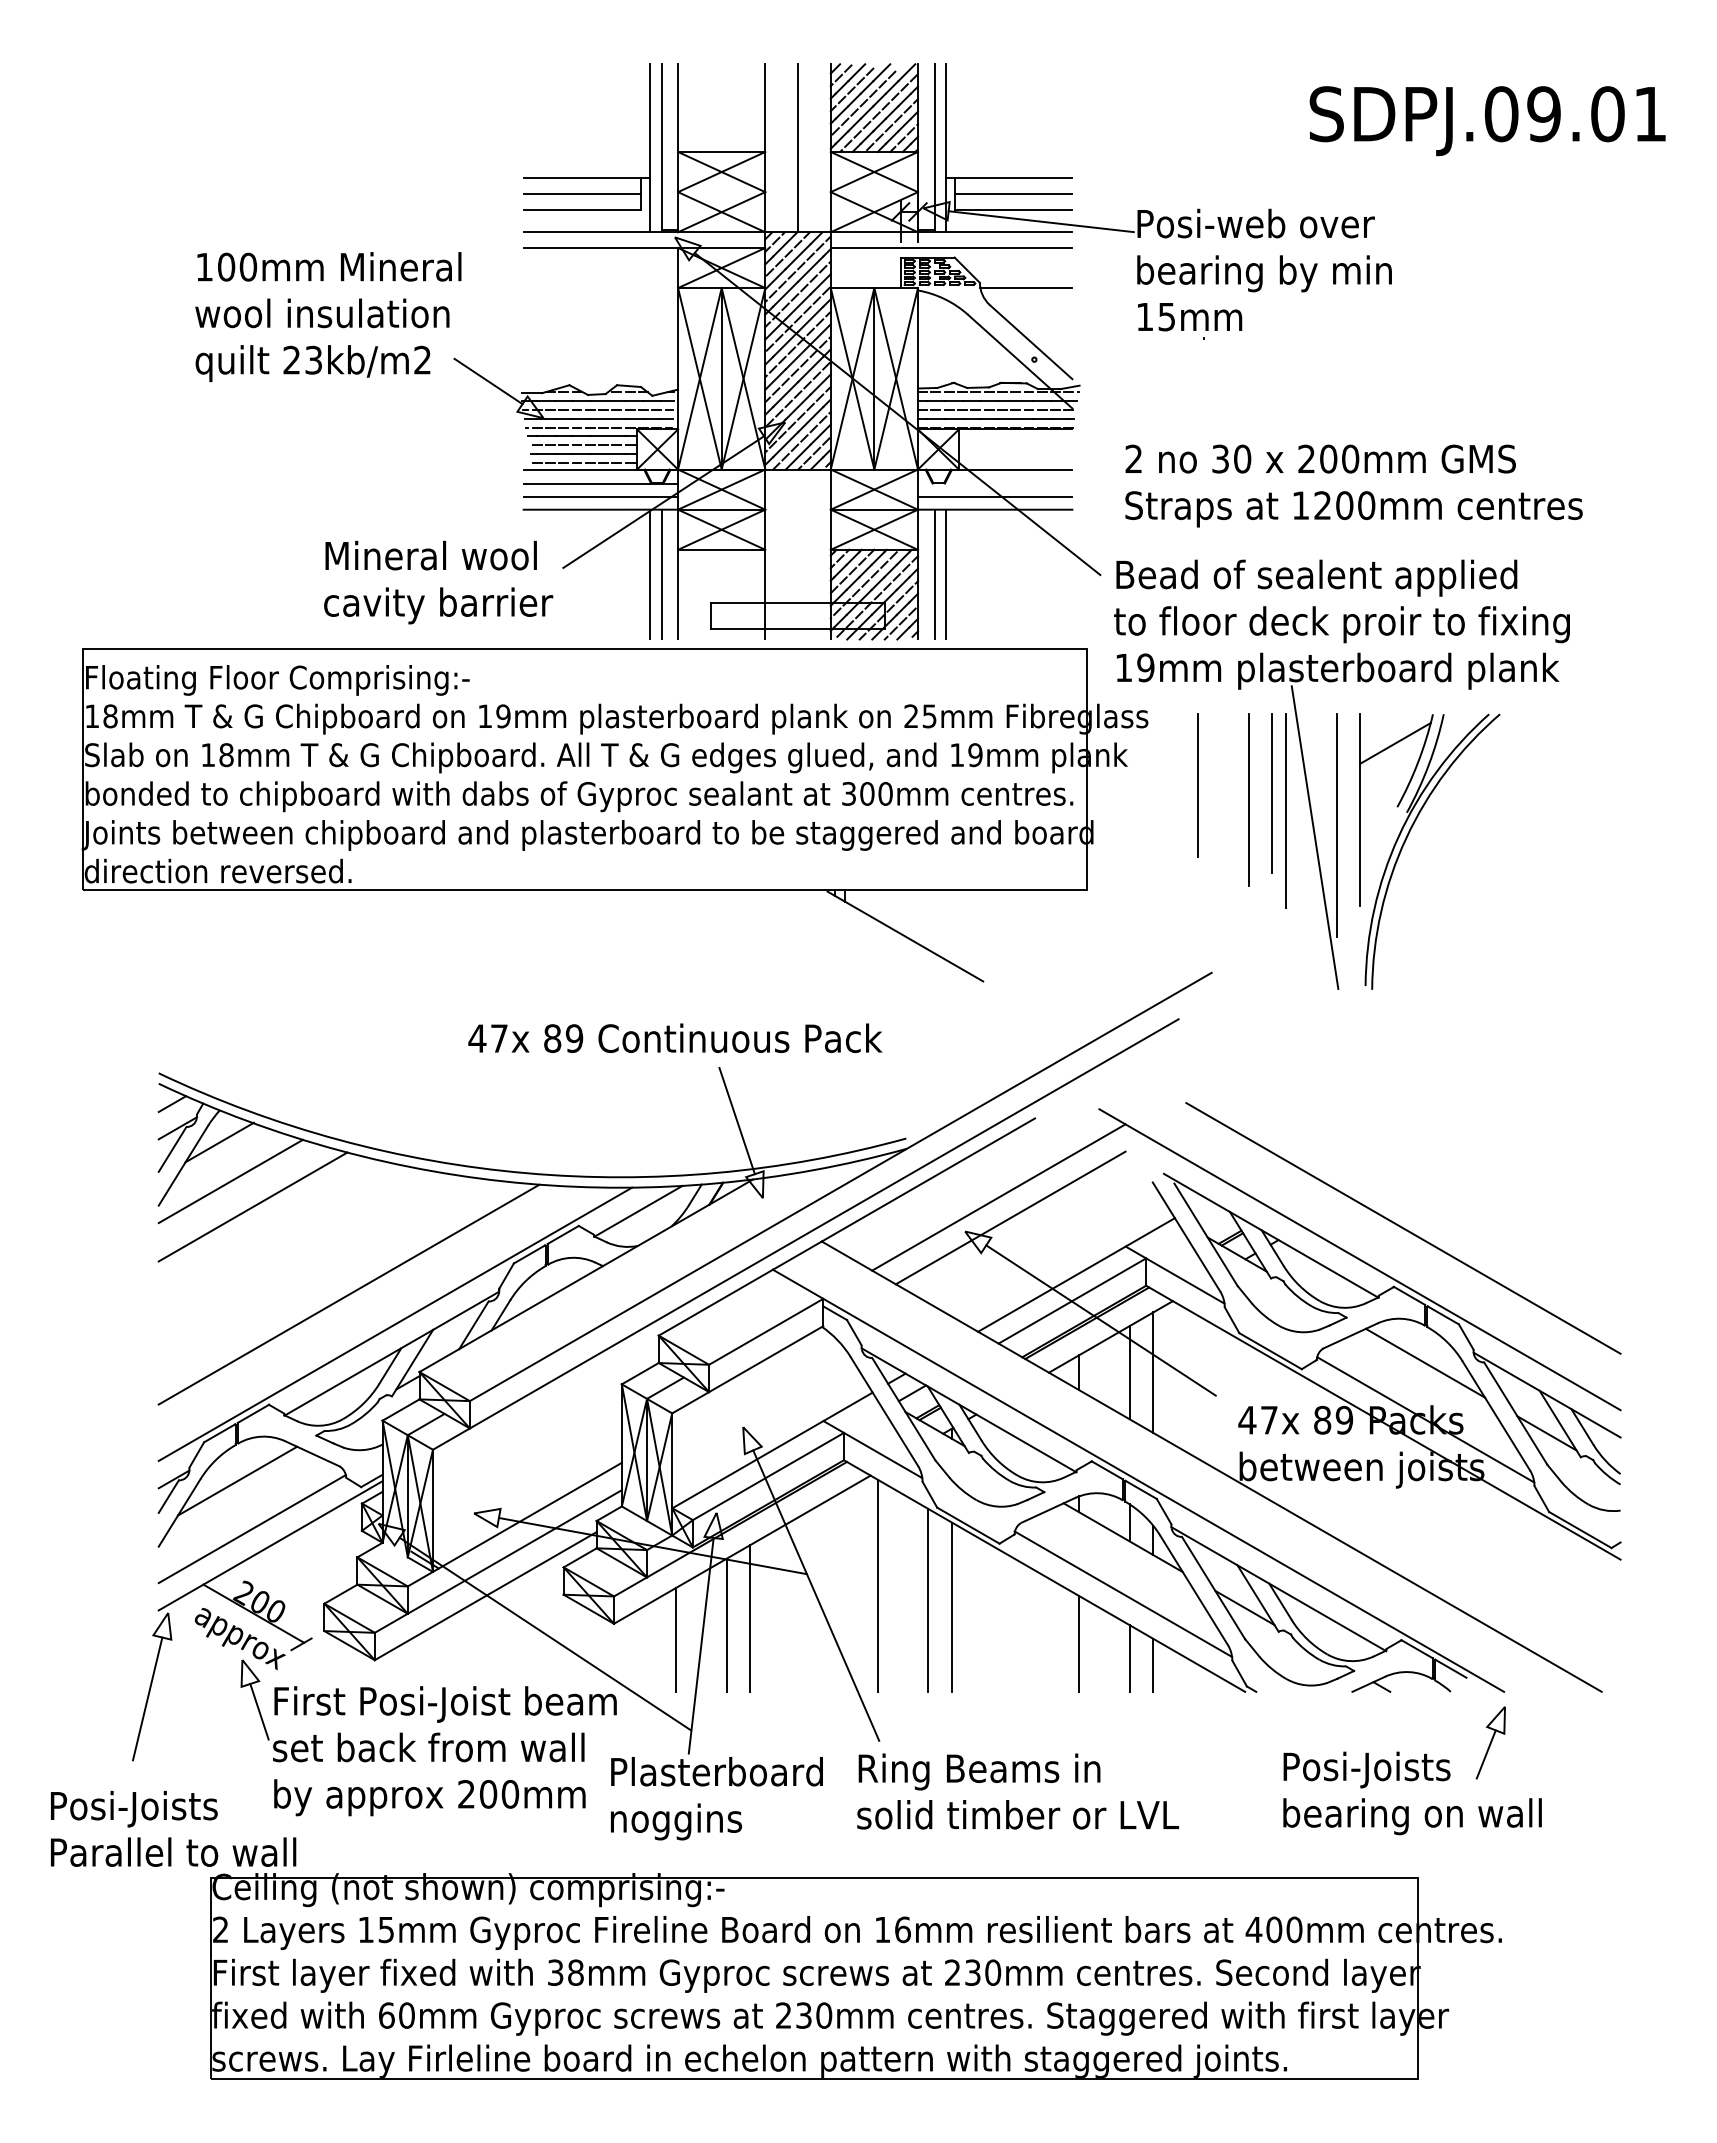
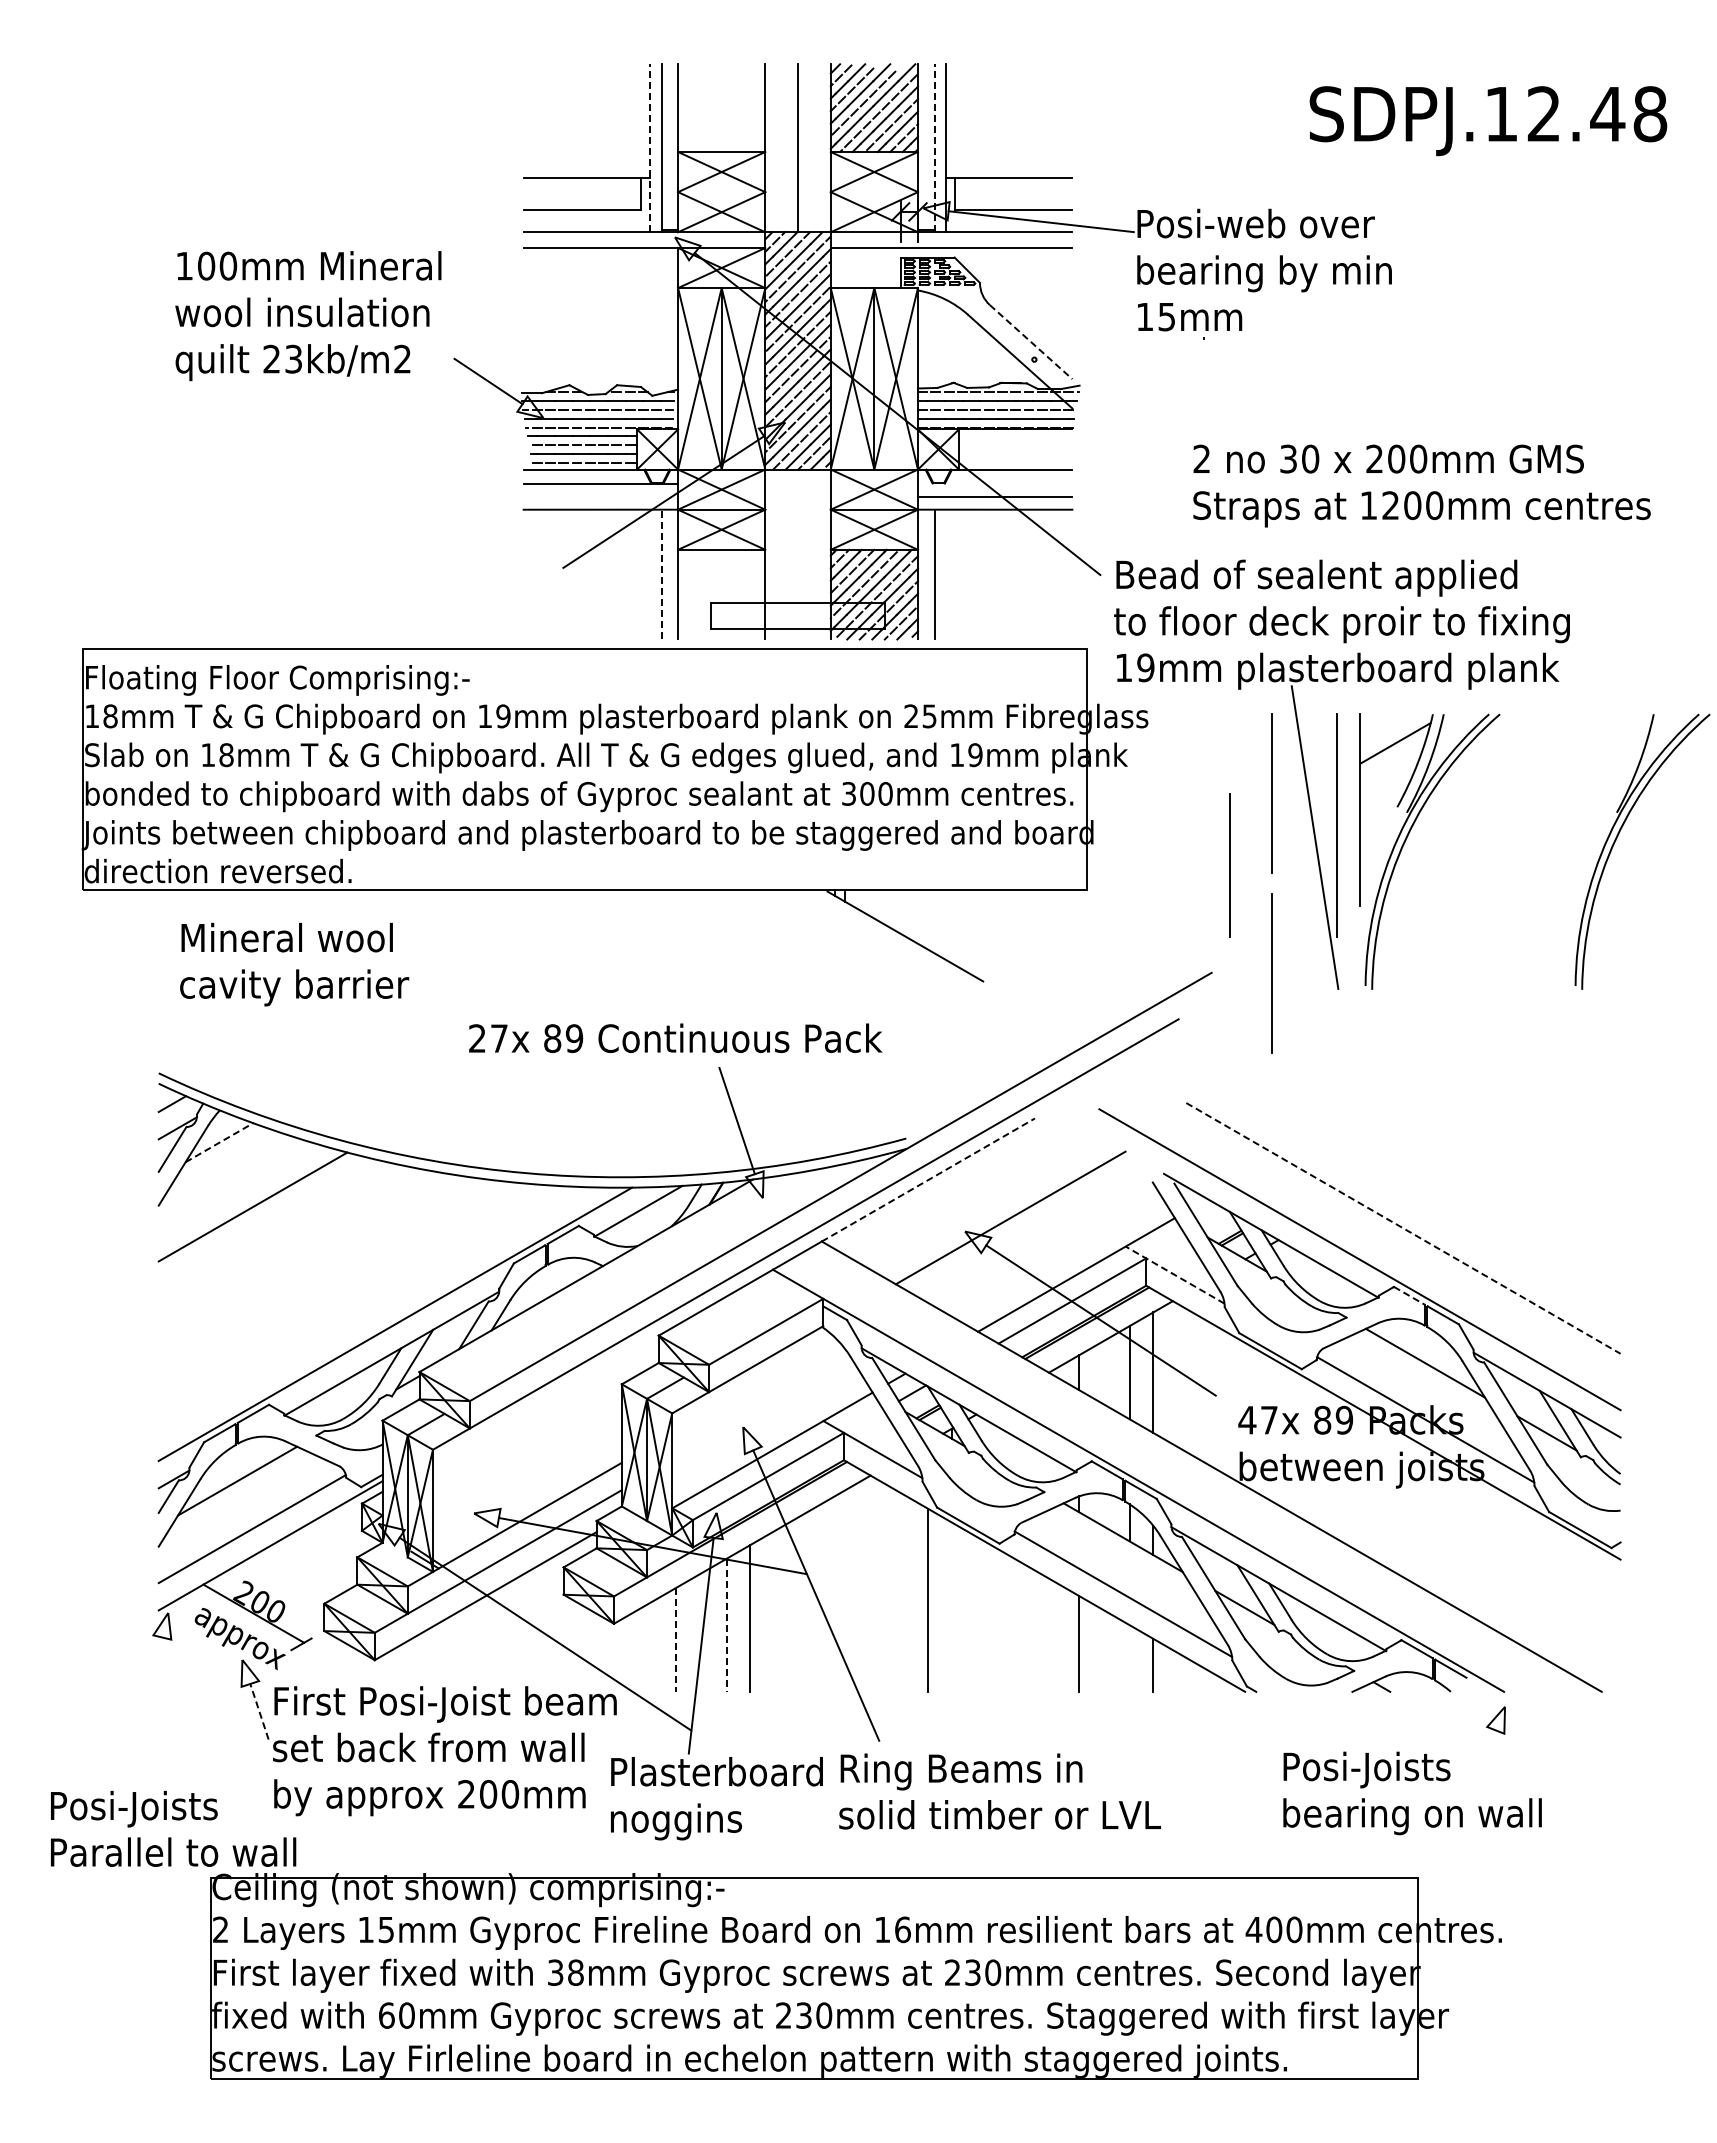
text: SDPJ.09.01 -> SDPJ.12.48 (1575, 114)
line: solid -> dashed (650, 148)
line: solid -> dashed (934, 148)
line: present -> none (582, 193)
line: present -> none (1013, 193)
line: present -> none (1026, 288)
text position: (328, 317) -> (308, 316) (308, 316)
line: solid -> dashed (1031, 342)
text position: (1353, 485) -> (1421, 485) (1421, 485)
line: present -> none (600, 496)
line: present -> none (650, 574)
line: solid -> dashed (661, 574)
line: present -> none (945, 574)
text position: (438, 582) -> (294, 964) (294, 964)
line position: (1197, 785) -> (1229, 865) (1229, 865)
line: present -> none (1248, 800)
line: present -> none (1286, 811)
part: none -> present (1617, 838)
line: none -> present (1271, 973)
text: 47x -> 27x (477, 1038)
line: solid -> dashed (220, 1142)
line: solid -> dashed (928, 1179)
line: present -> none (230, 1181)
line: present -> none (998, 1197)
line: solid -> dashed (1403, 1228)
line: solid -> dashed (1174, 1274)
line: present -> none (348, 1294)
line: solid -> dashed (1410, 1296)
line: present -> none (877, 1585)
line: present -> none (951, 1606)
line: solid -> dashed (726, 1625)
line: solid -> dashed (676, 1640)
line: present -> none (1129, 1658)
line: present -> none (147, 1698)
line: solid -> dashed (259, 1711)
line: present -> none (1485, 1754)
text position: (1017, 1791) -> (999, 1791) (999, 1791)
